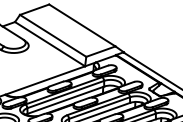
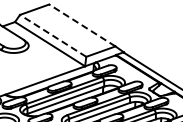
line: solid -> dashed (81, 25)
line: solid -> dashed (52, 35)
